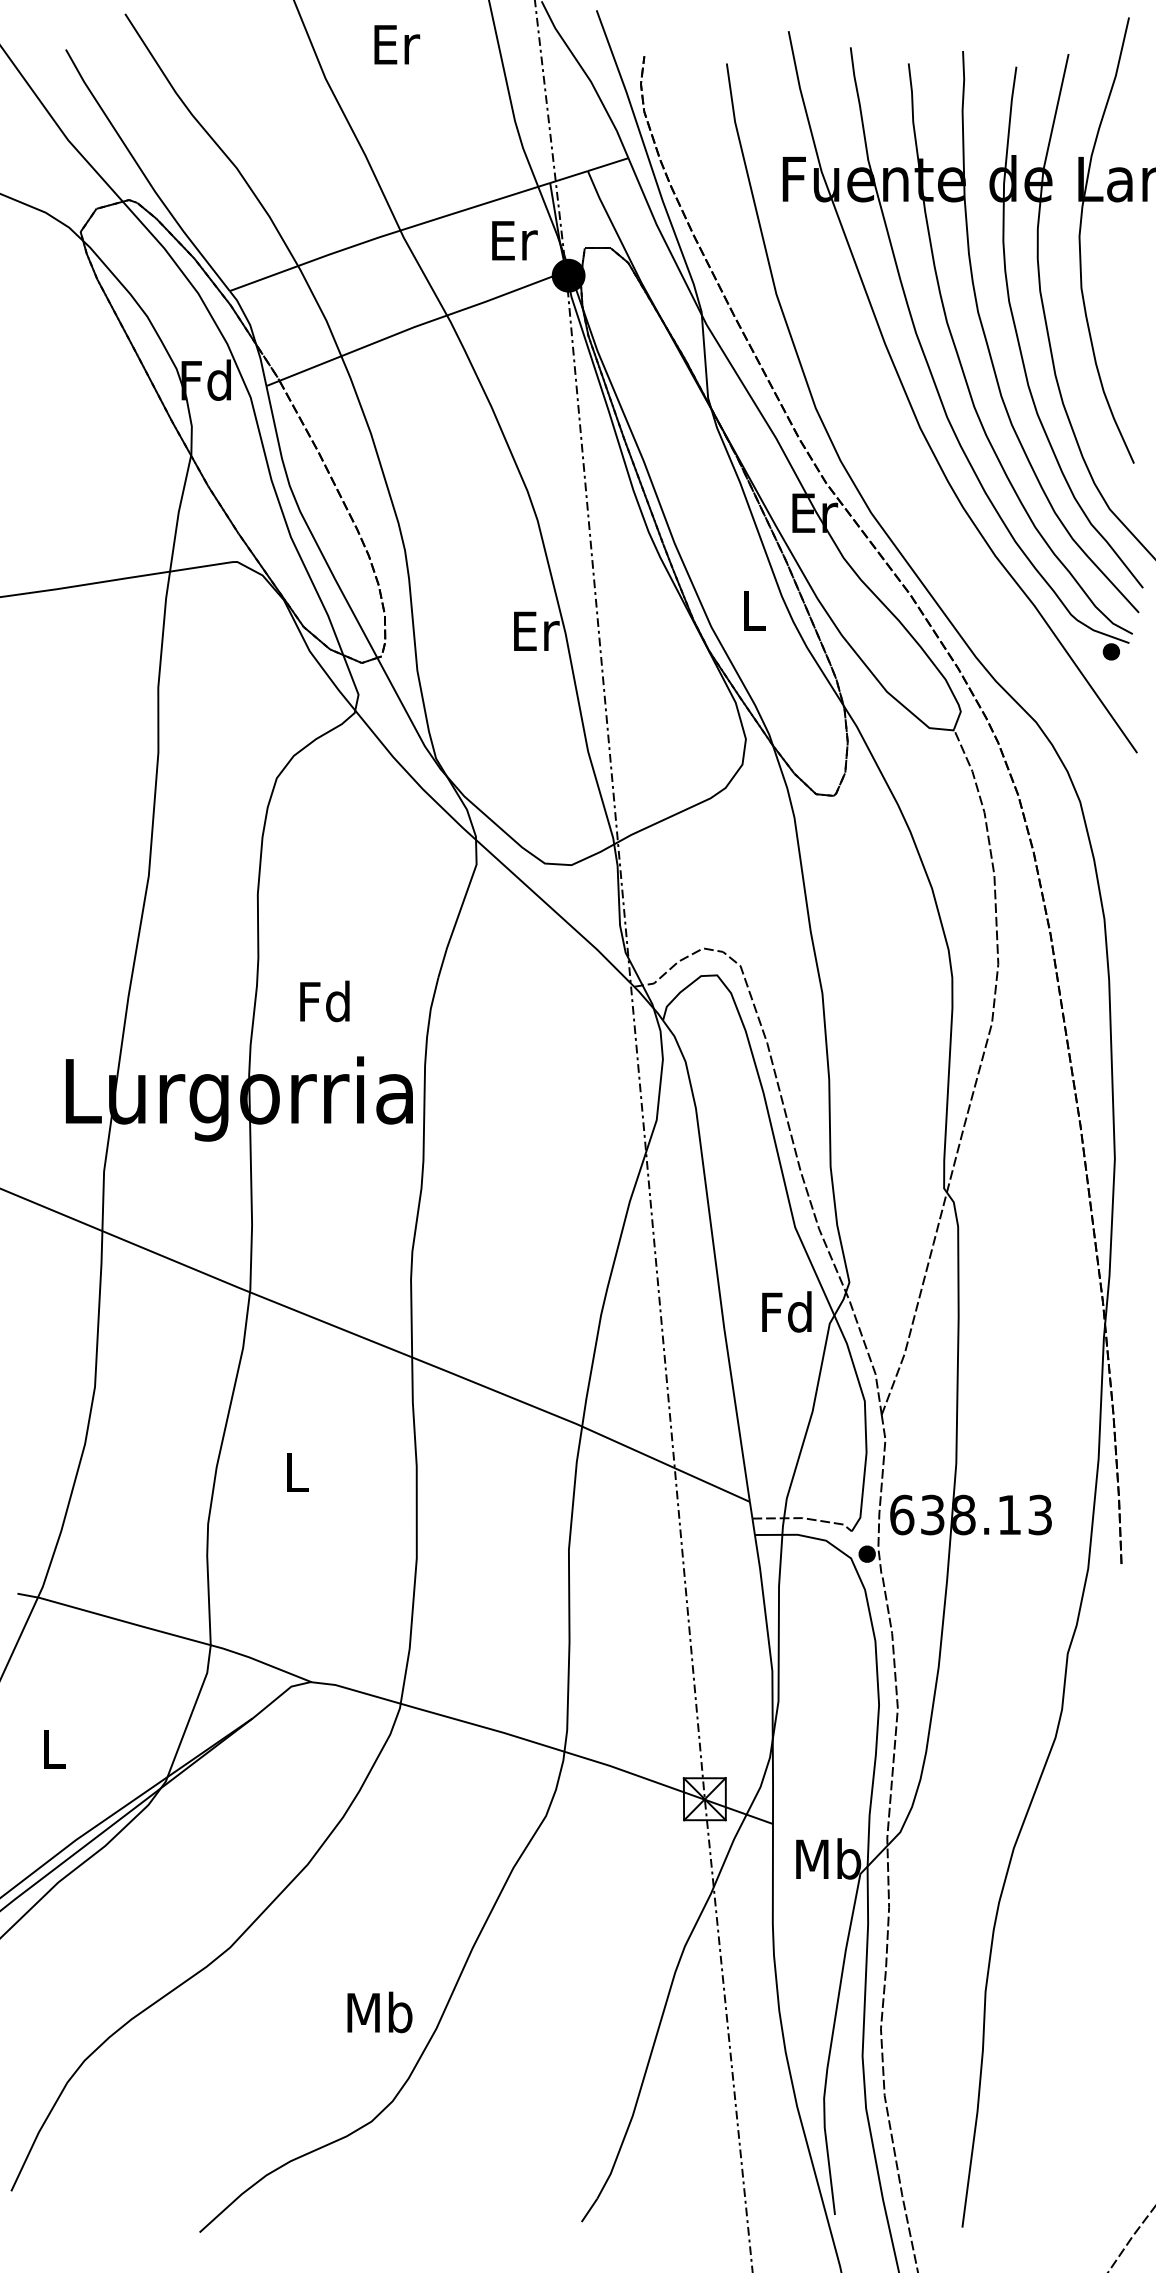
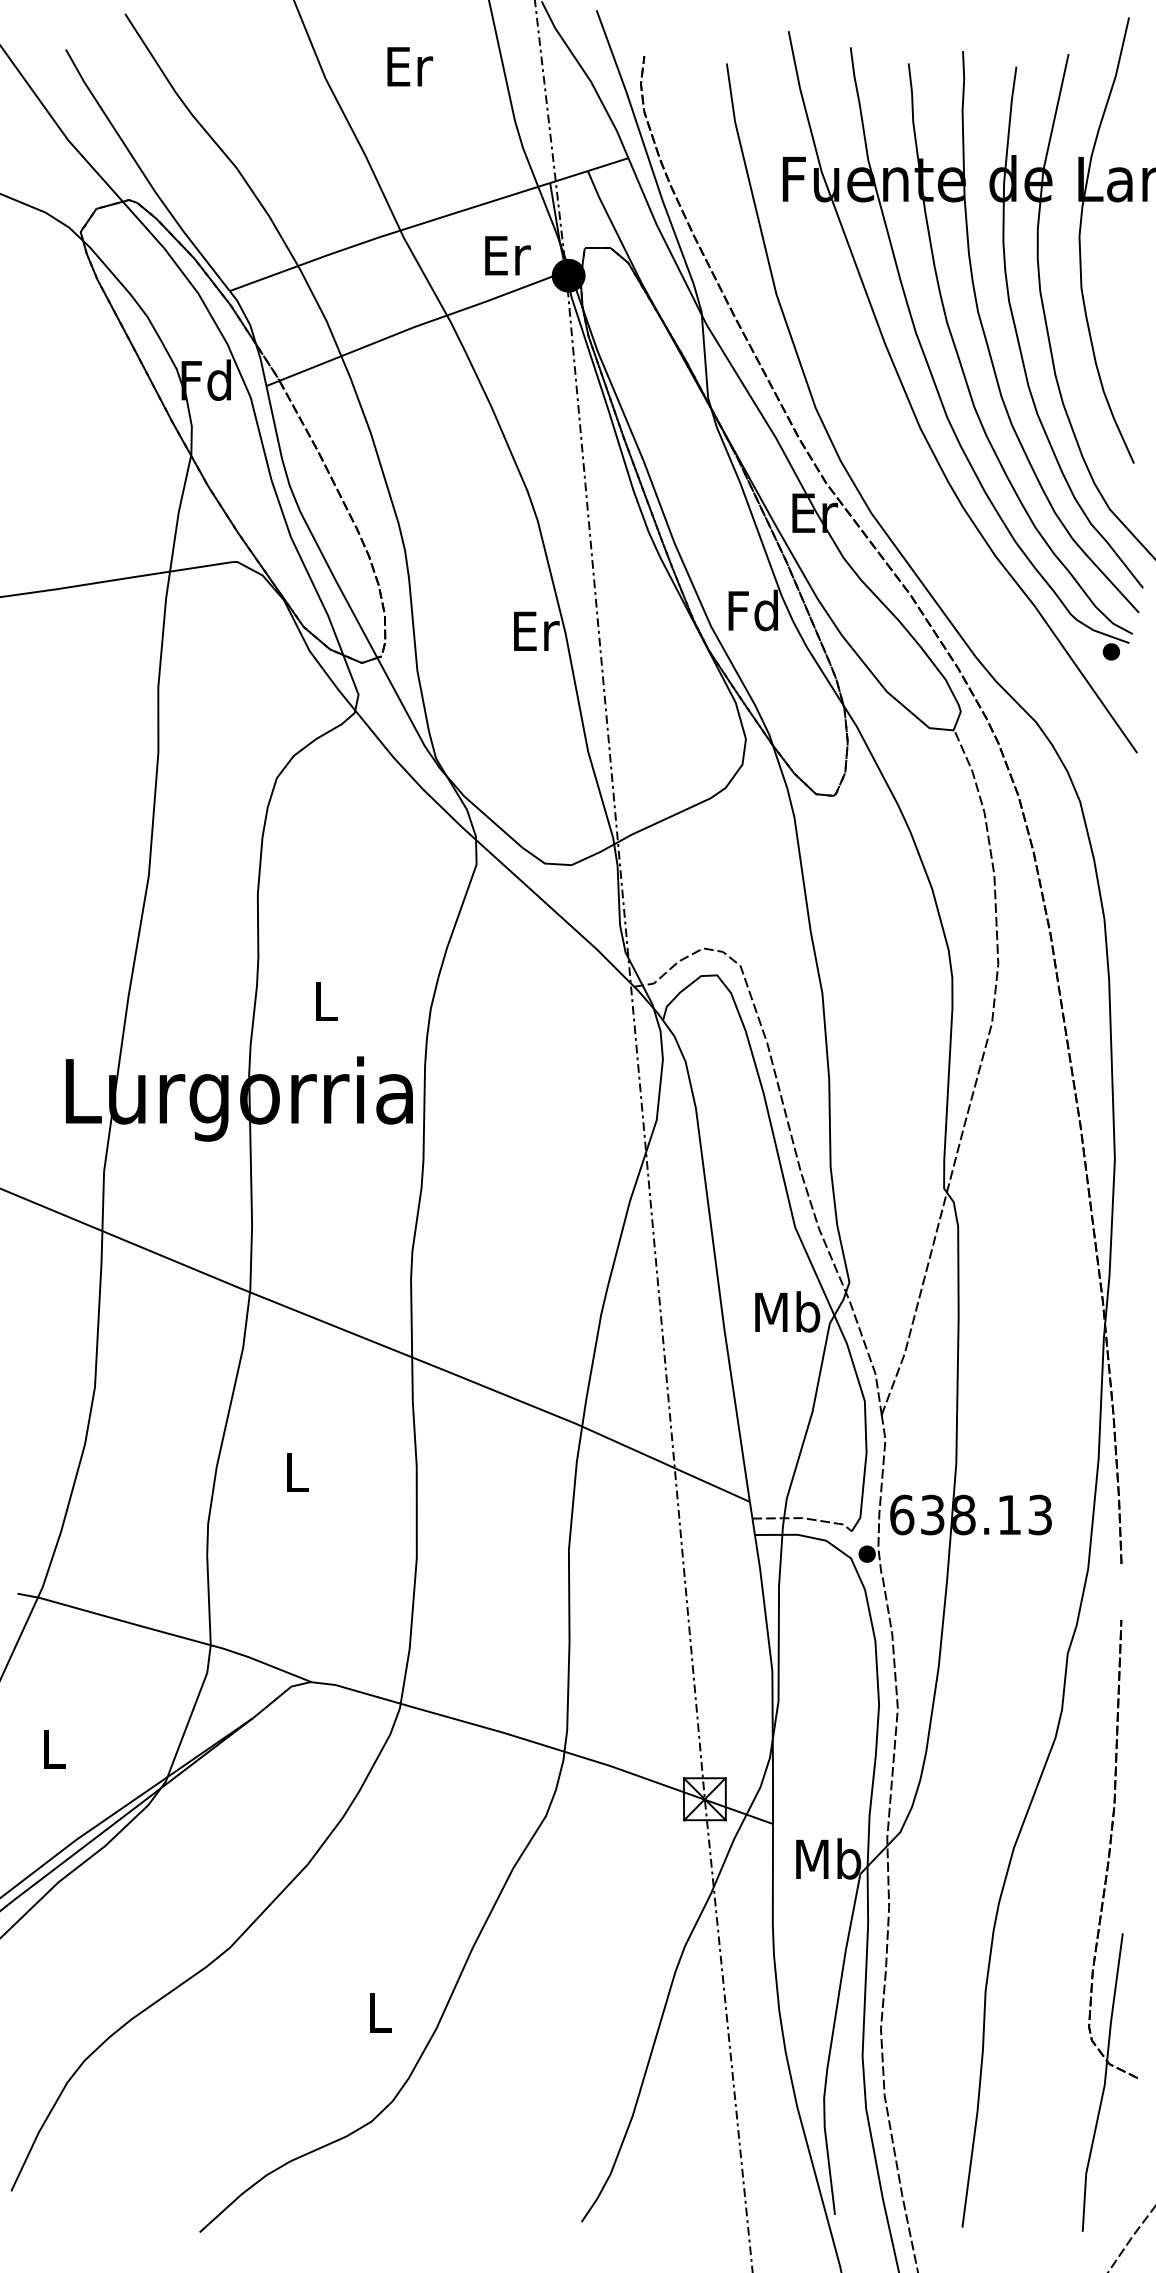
text position: (397, 44) -> (410, 66) (410, 66)
text position: (514, 240) -> (507, 255) (507, 255)
text: L -> Fd (752, 610)
text: Fd -> L (324, 1001)
text: Fd -> Mb (787, 1311)
part: none -> present (1100, 1925)
text: Mb -> L (379, 2012)
